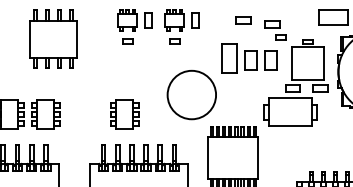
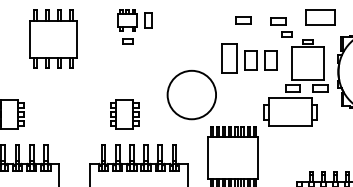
part position: (333, 17) -> (320, 17) (320, 17)
part: present -> none (181, 26)
part position: (275, 30) -> (281, 27) (281, 27)
part: present -> none (45, 114)
